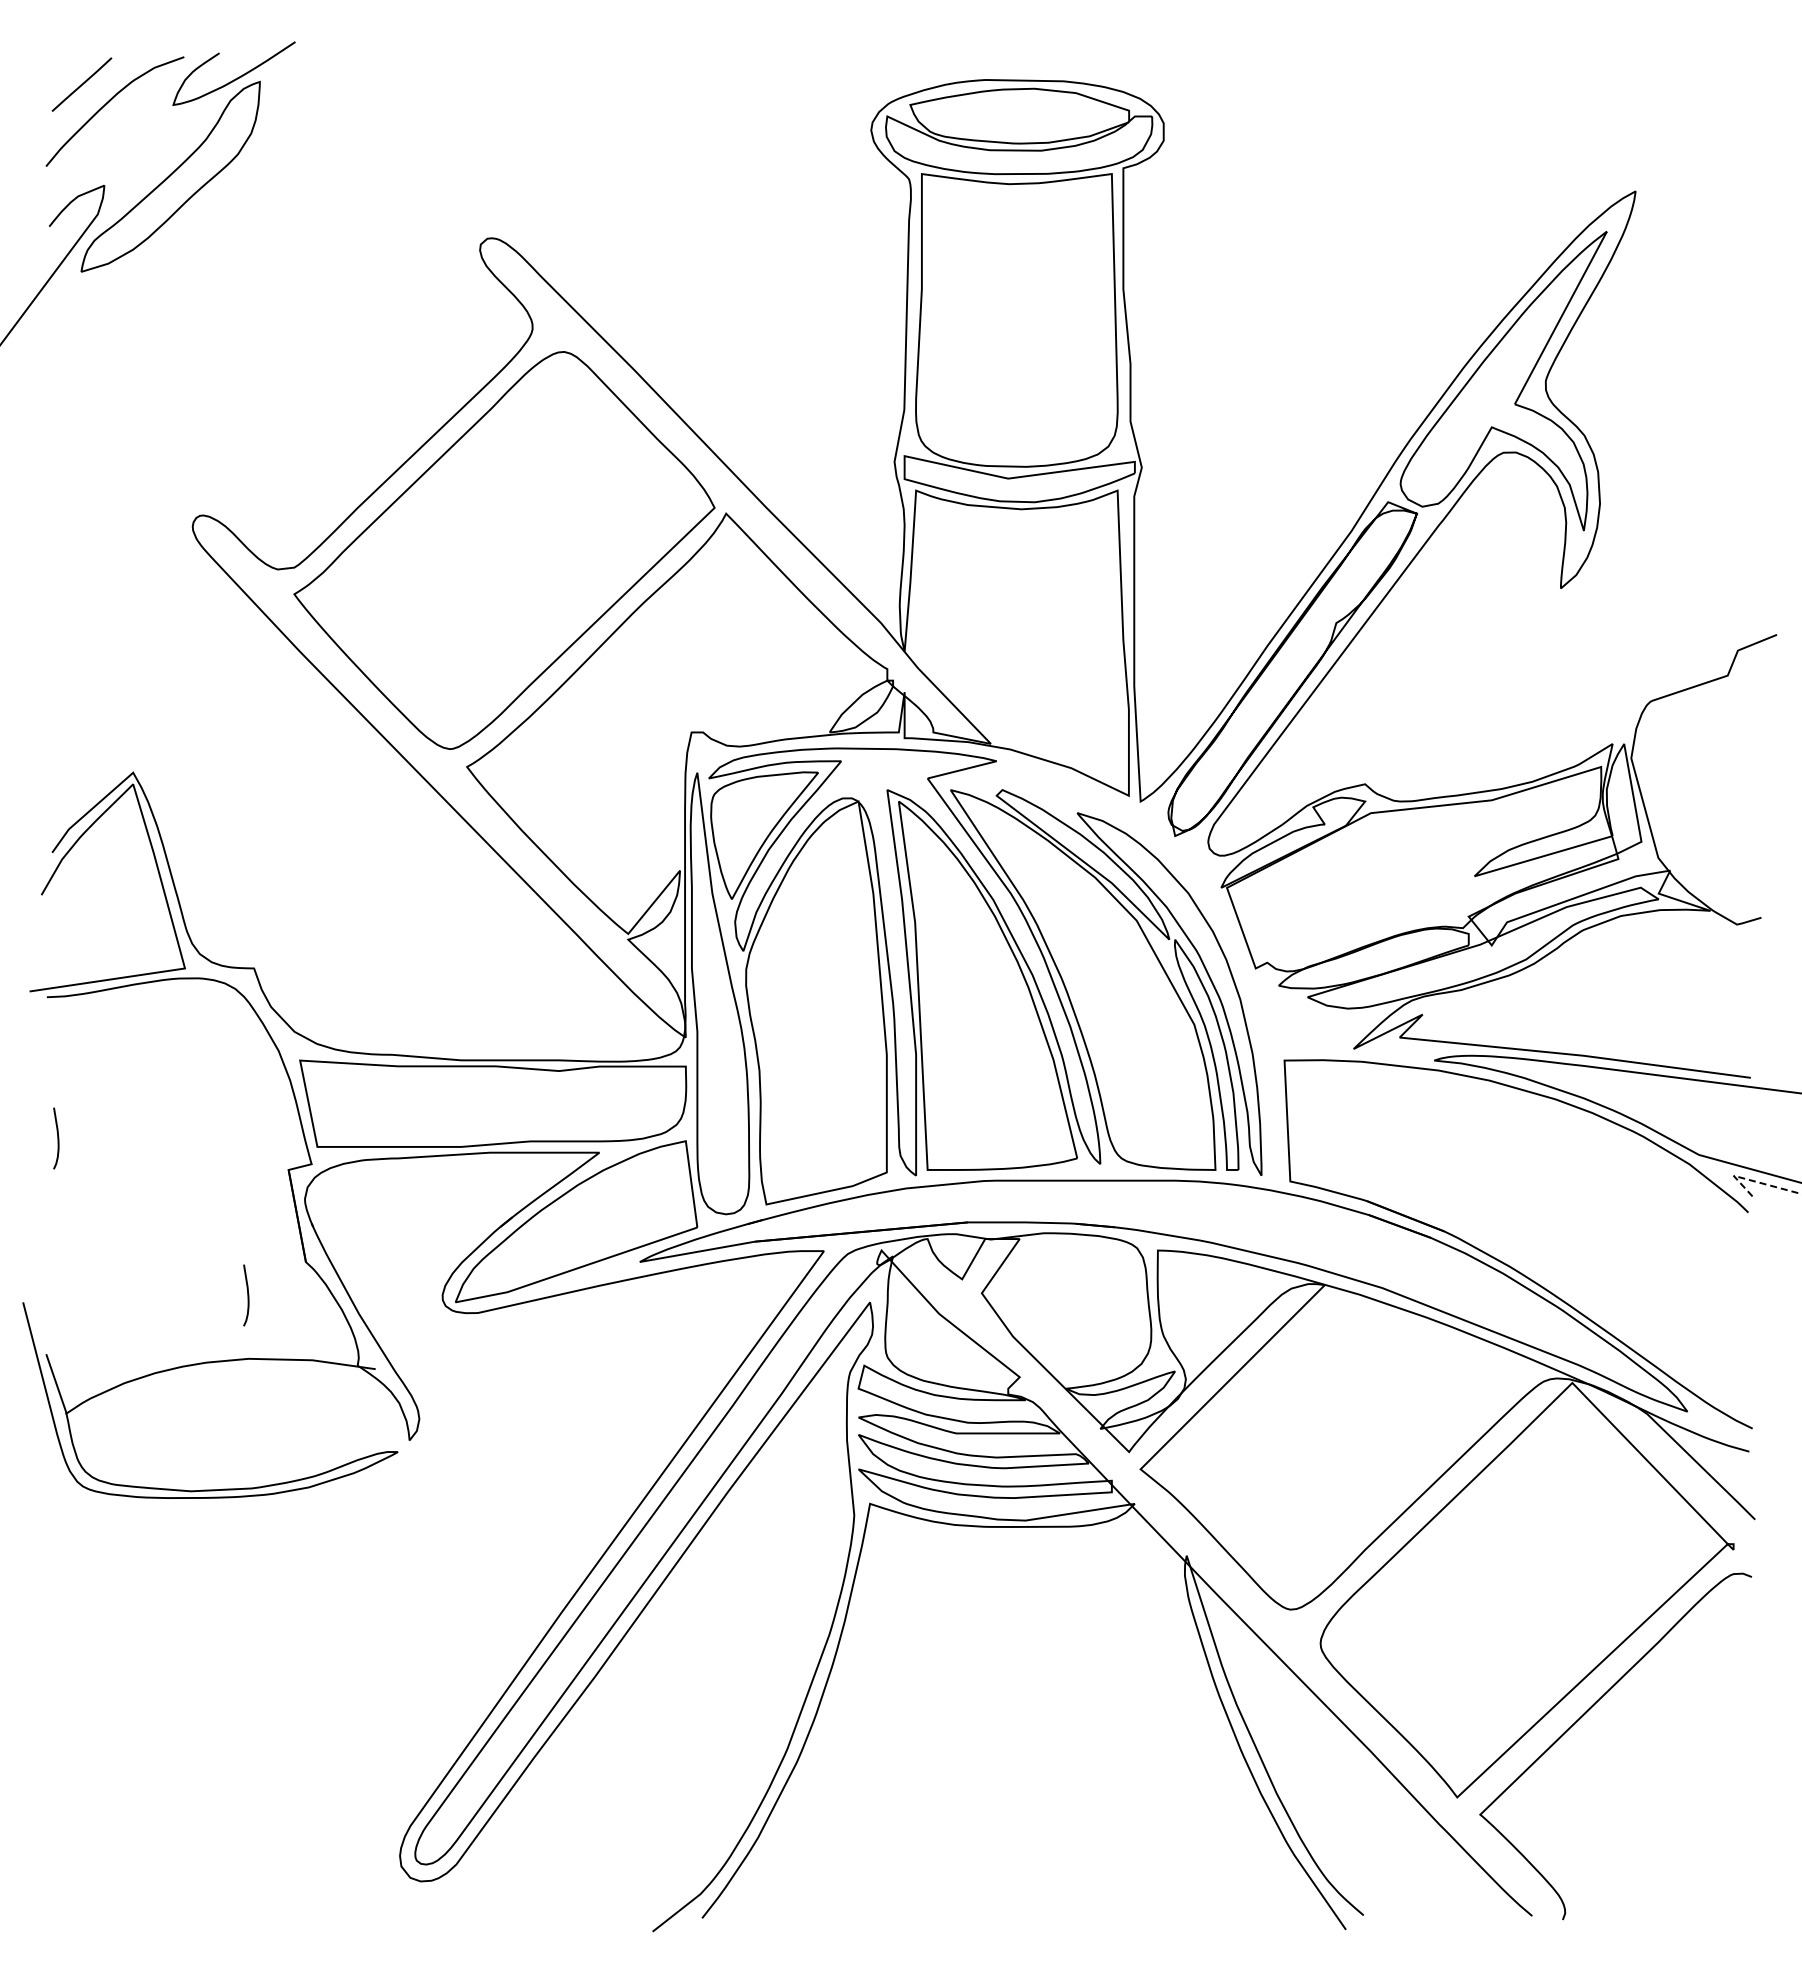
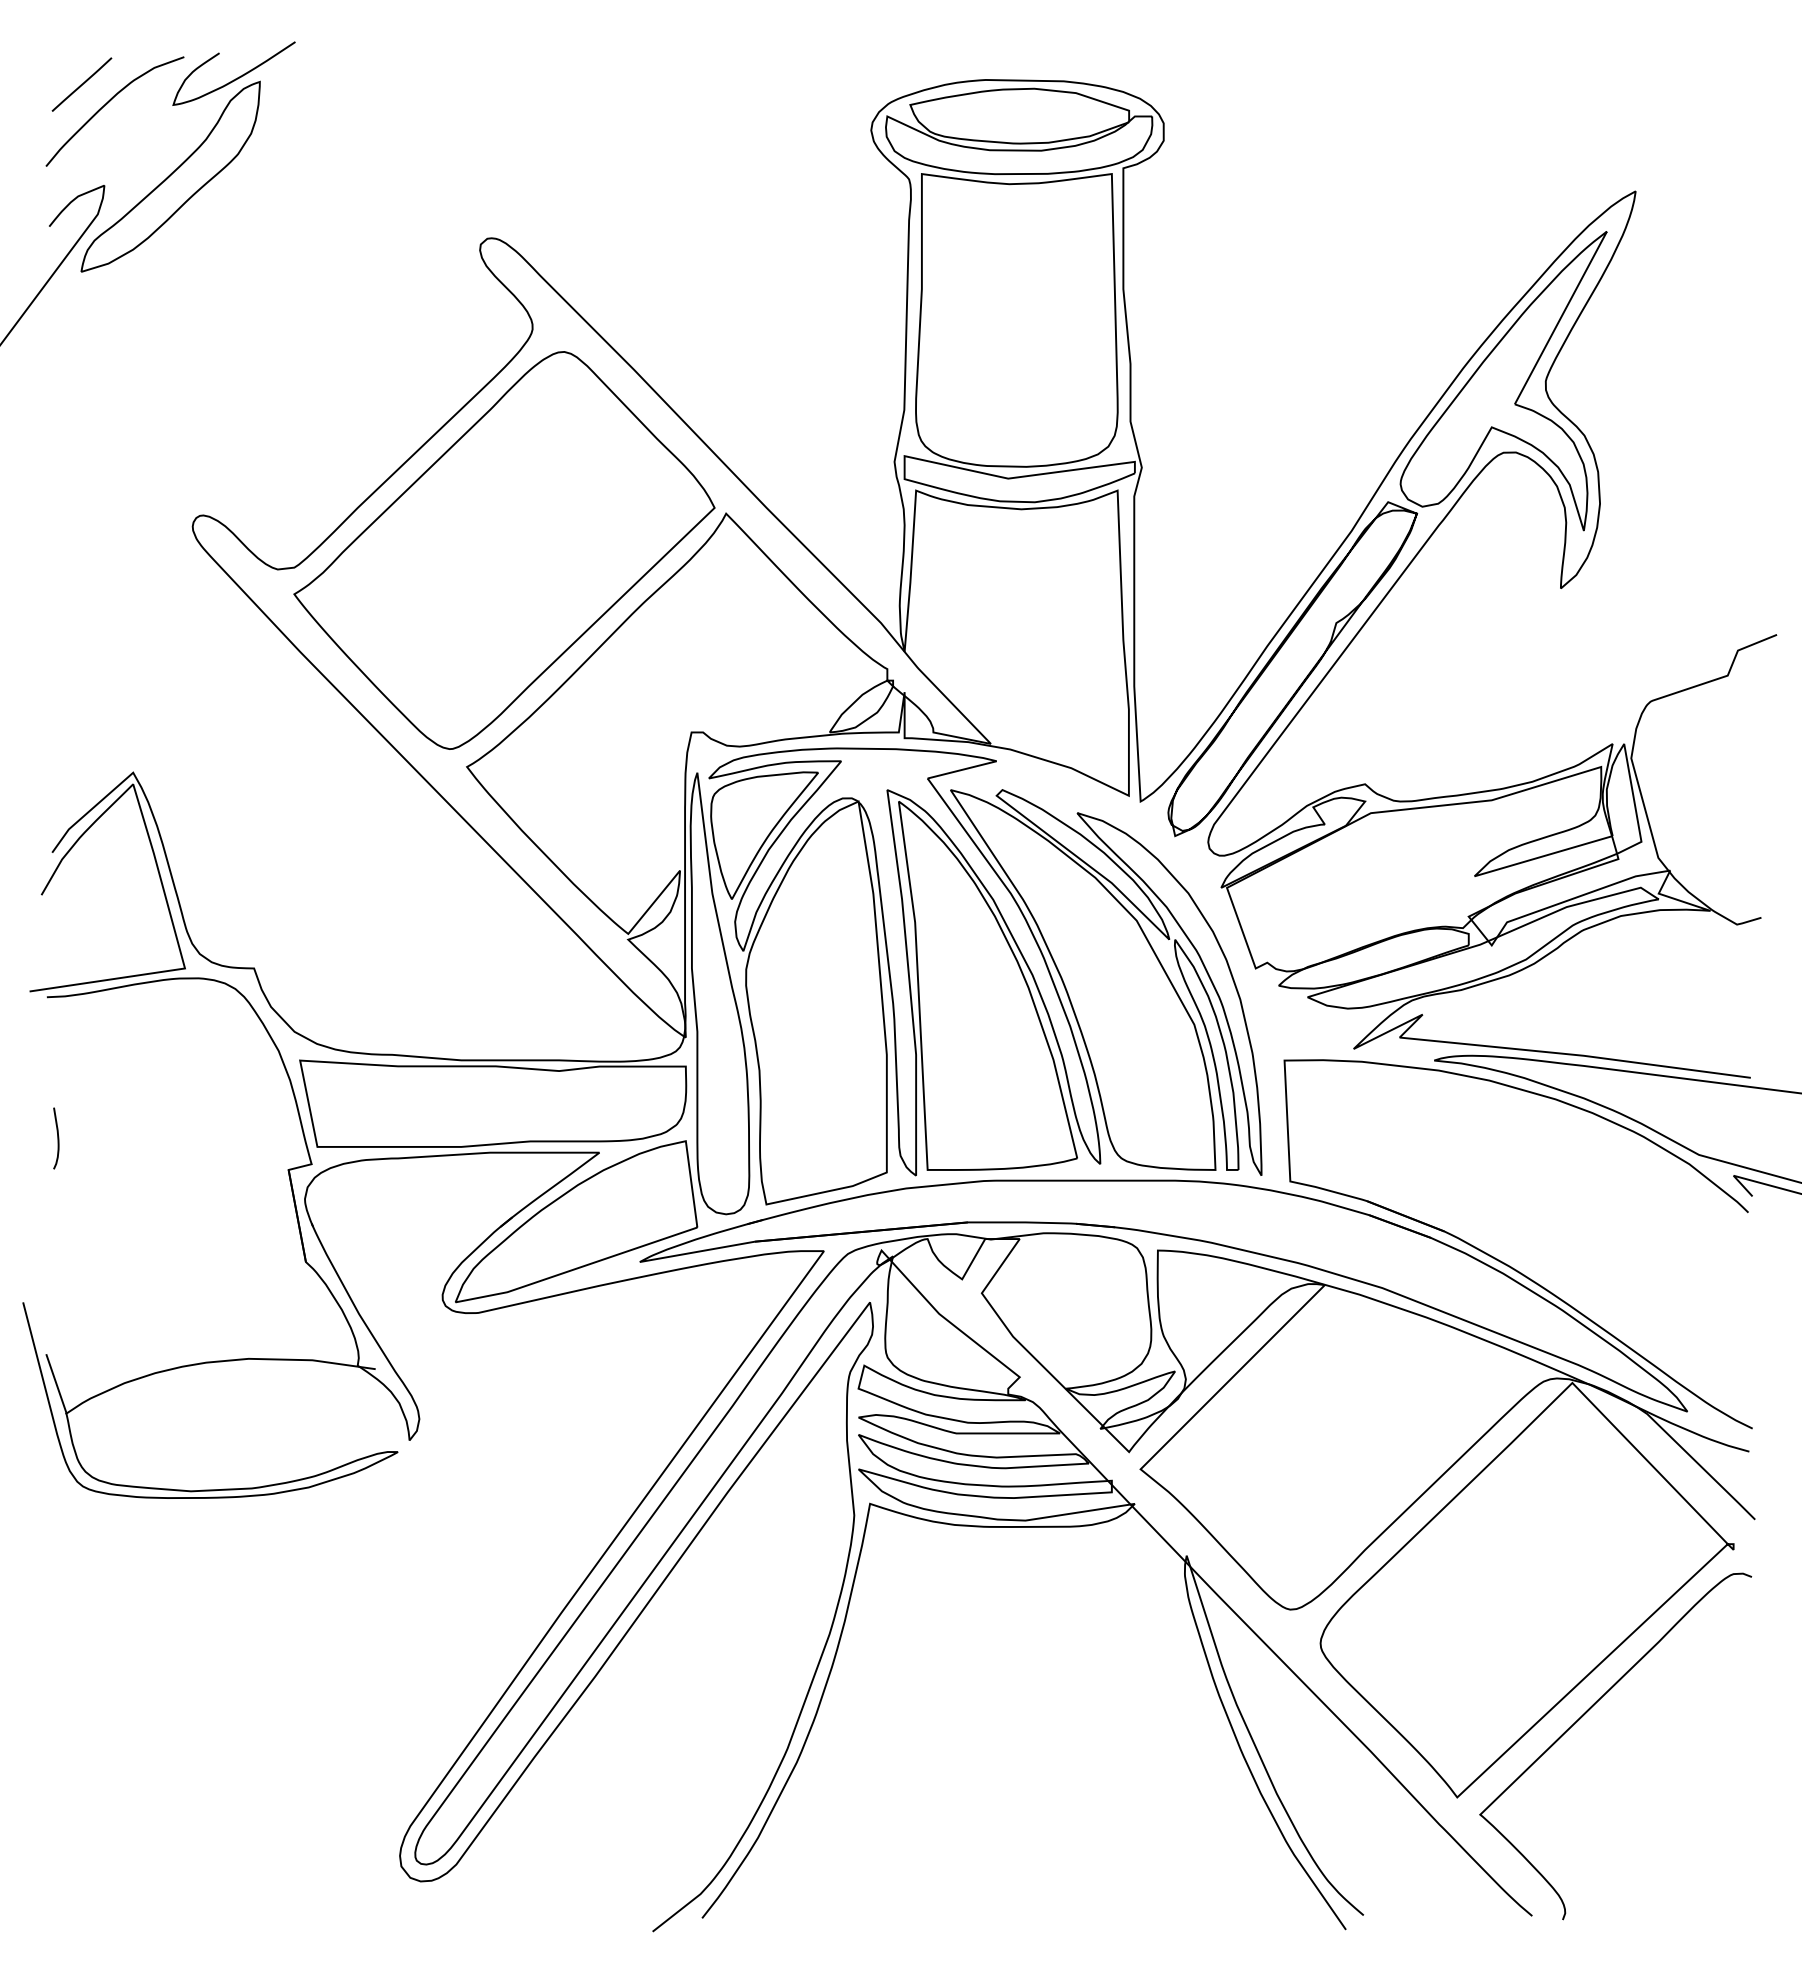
line: dashed -> solid (1752, 1180)
curve: present -> none (247, 1295)
